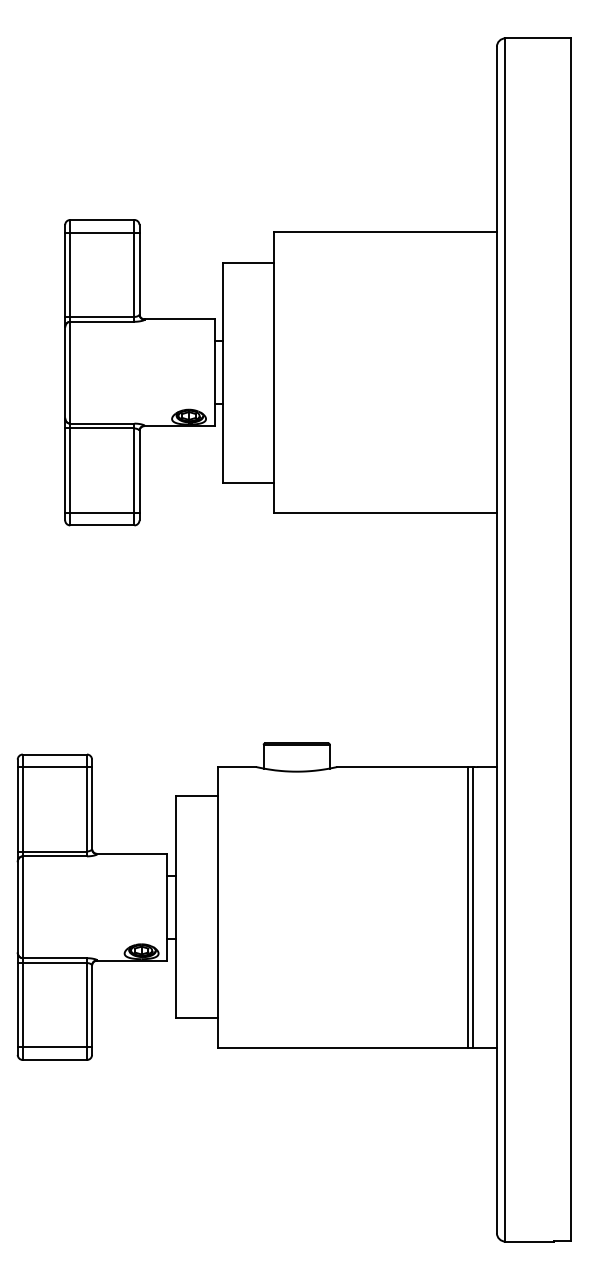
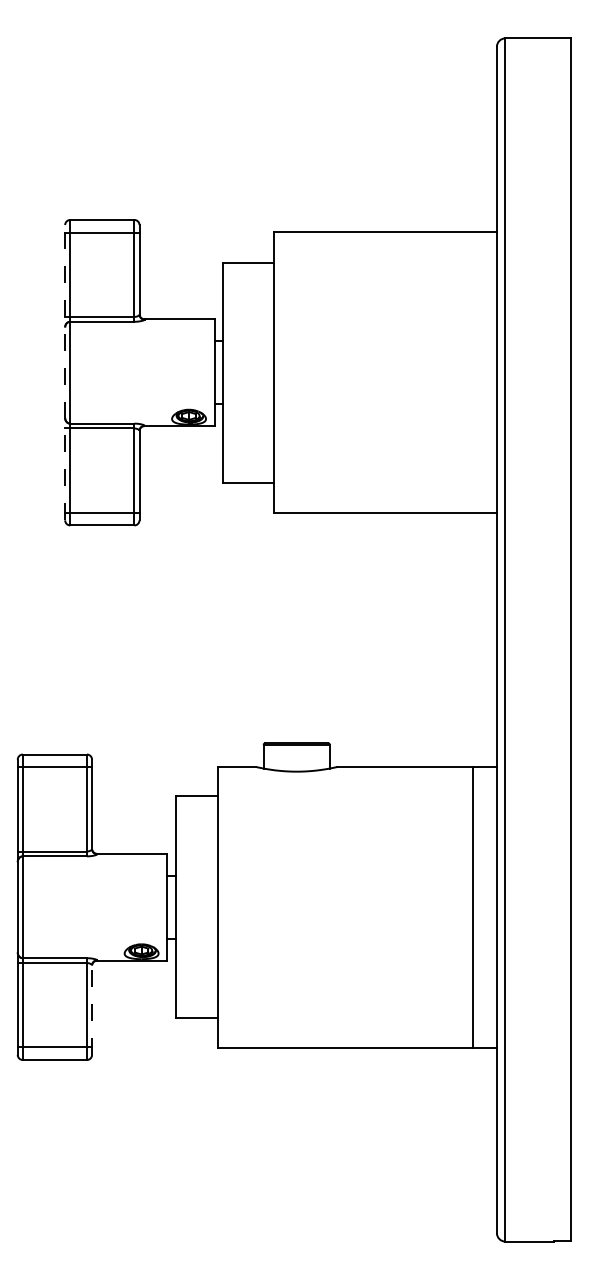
line: solid -> dashed (65, 372)
line: present -> none (467, 906)
line: solid -> dashed (92, 1010)
